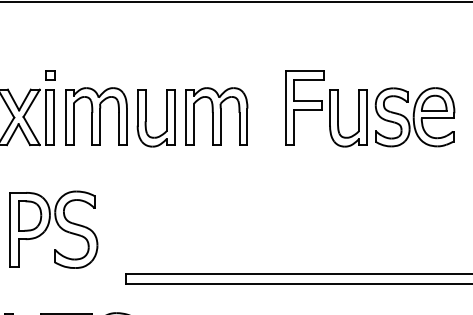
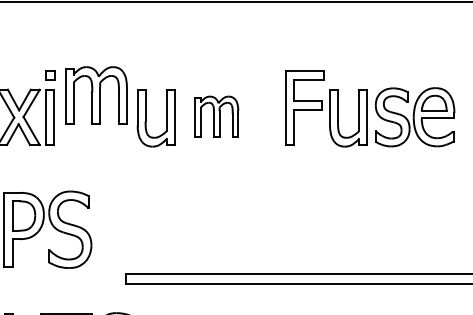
part position: (96, 116) -> (96, 95) (96, 95)
part size: 64x59 px -> 46x43 px (216, 116)
part position: (53, 229) -> (47, 229) (47, 229)
